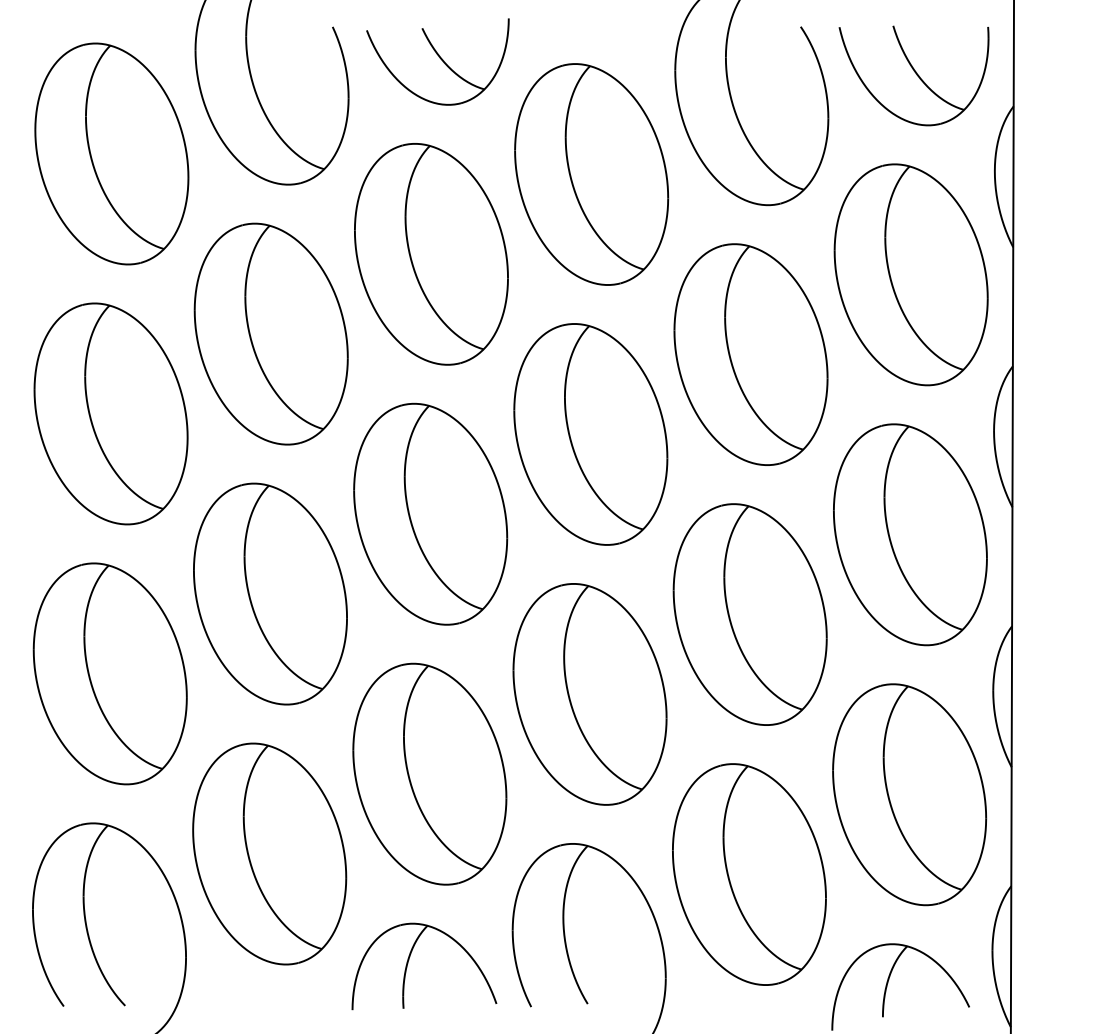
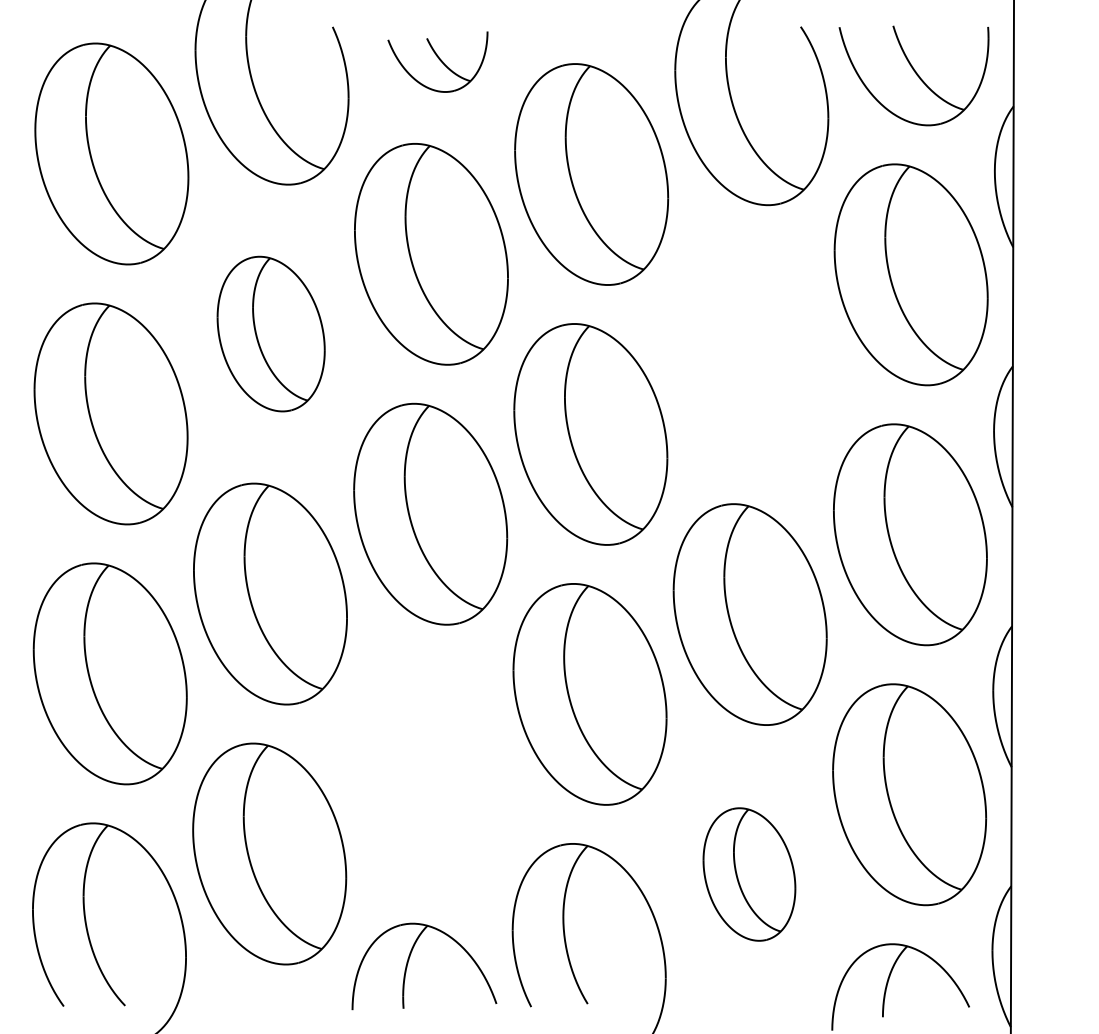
part size: 144x88 px -> 102x62 px (437, 61)
part size: 156x224 px -> 110x158 px (270, 333)
part: present -> none (750, 354)
part: present -> none (429, 773)
part size: 155x223 px -> 95x135 px (749, 874)
